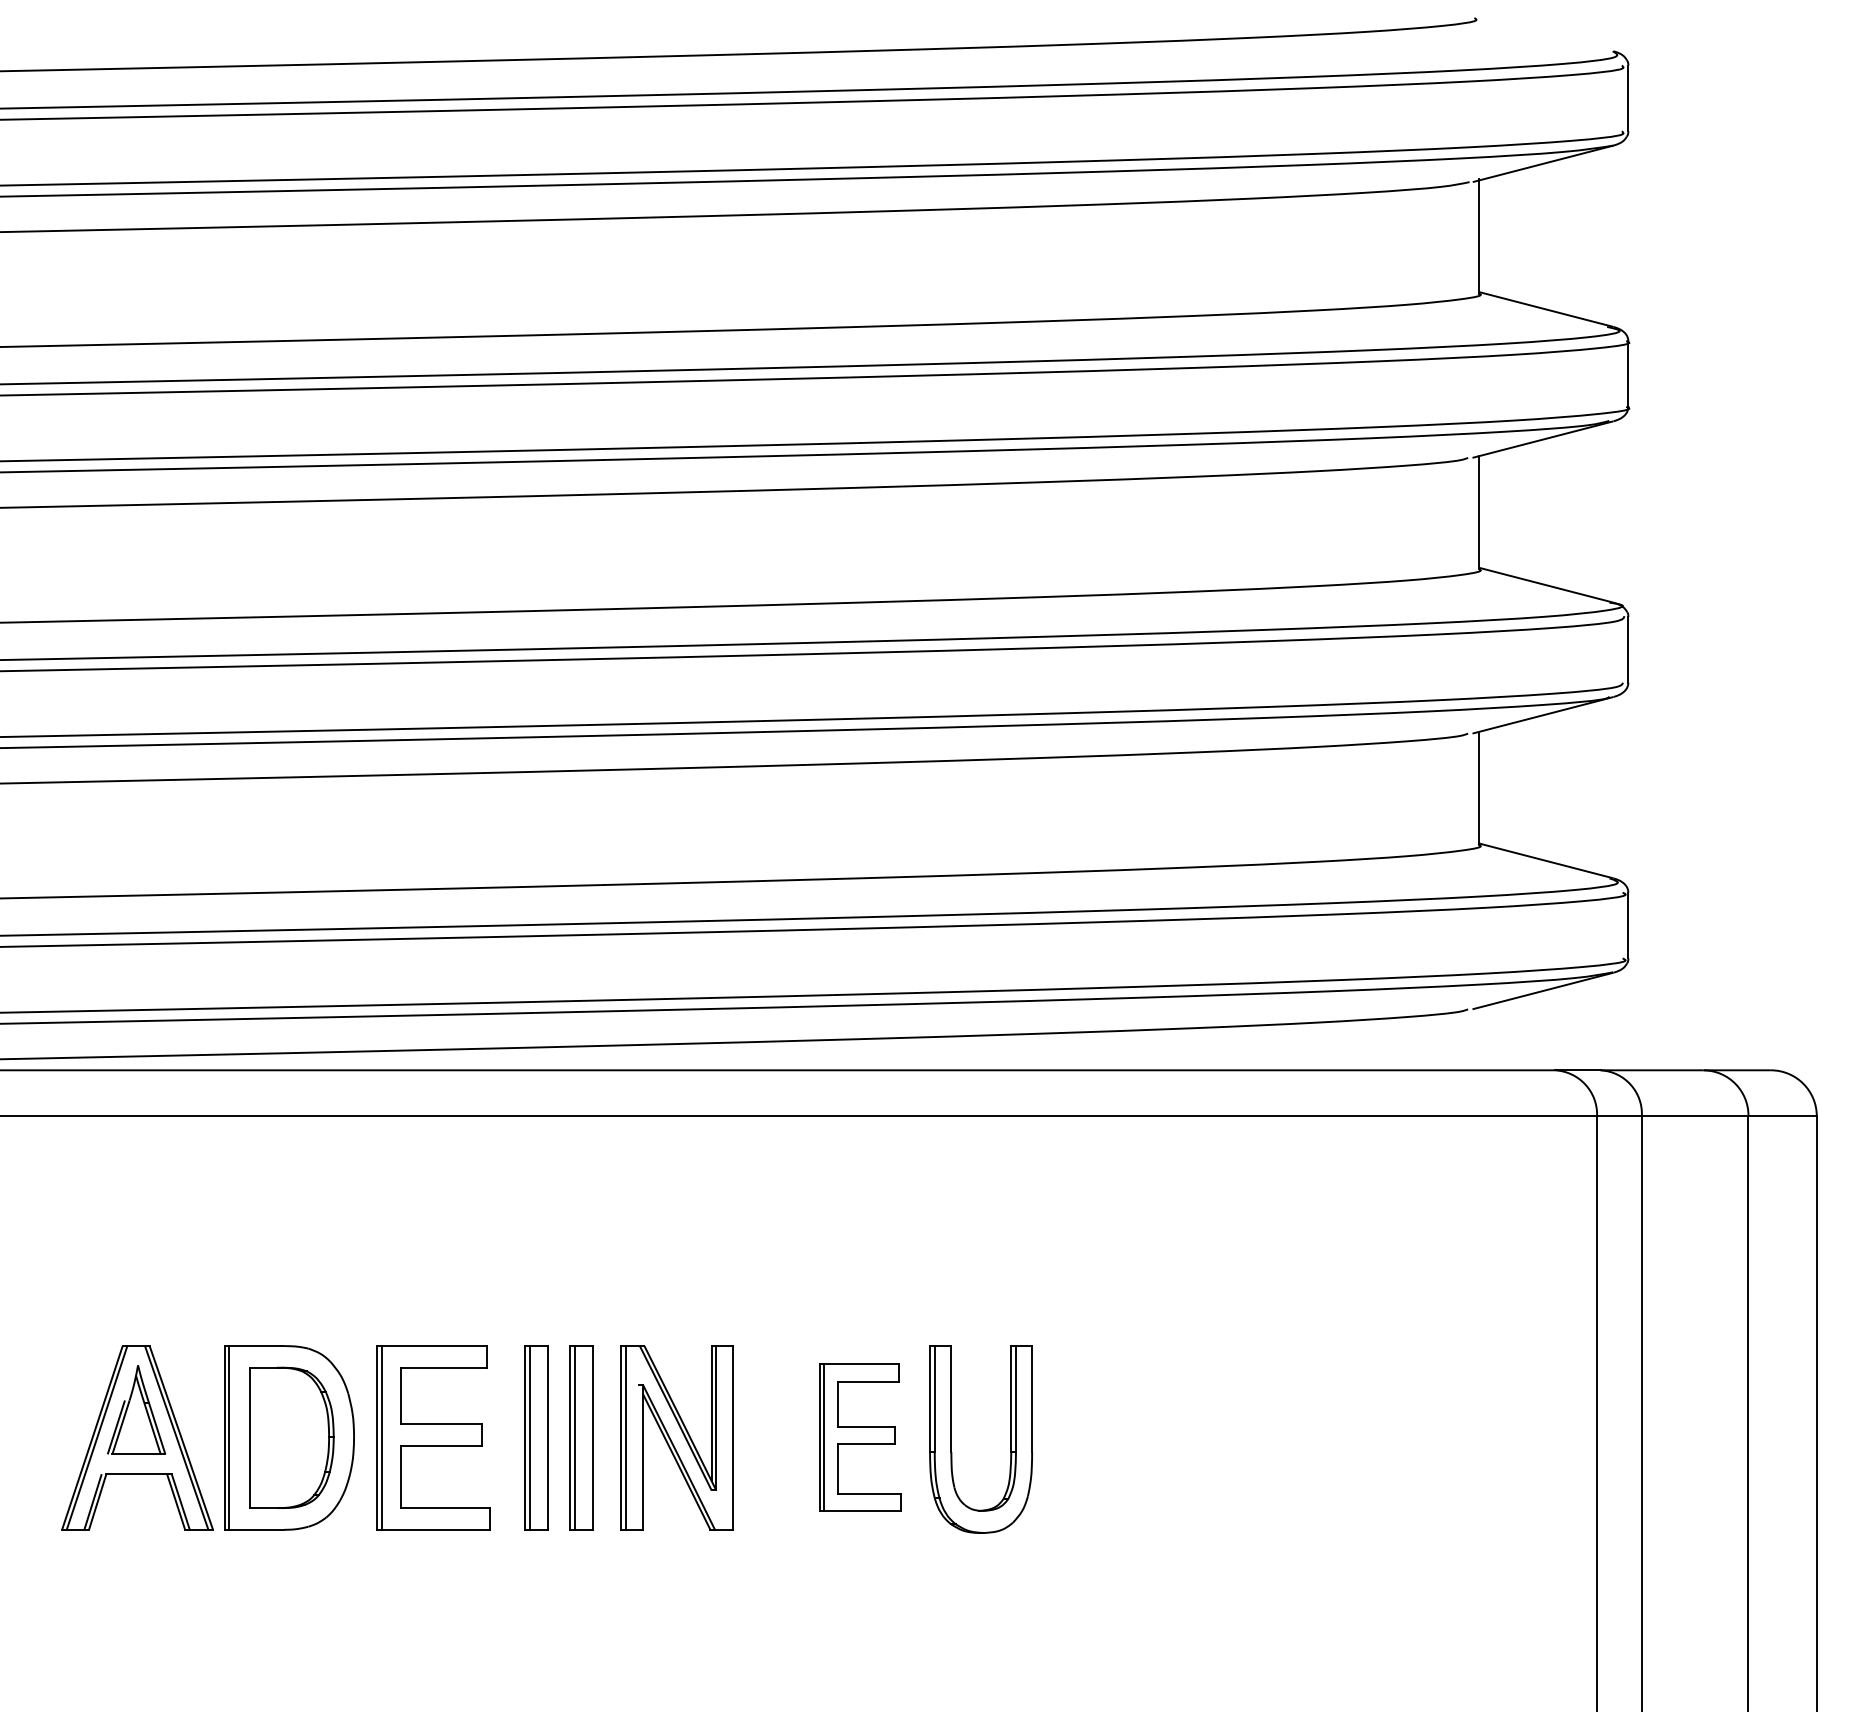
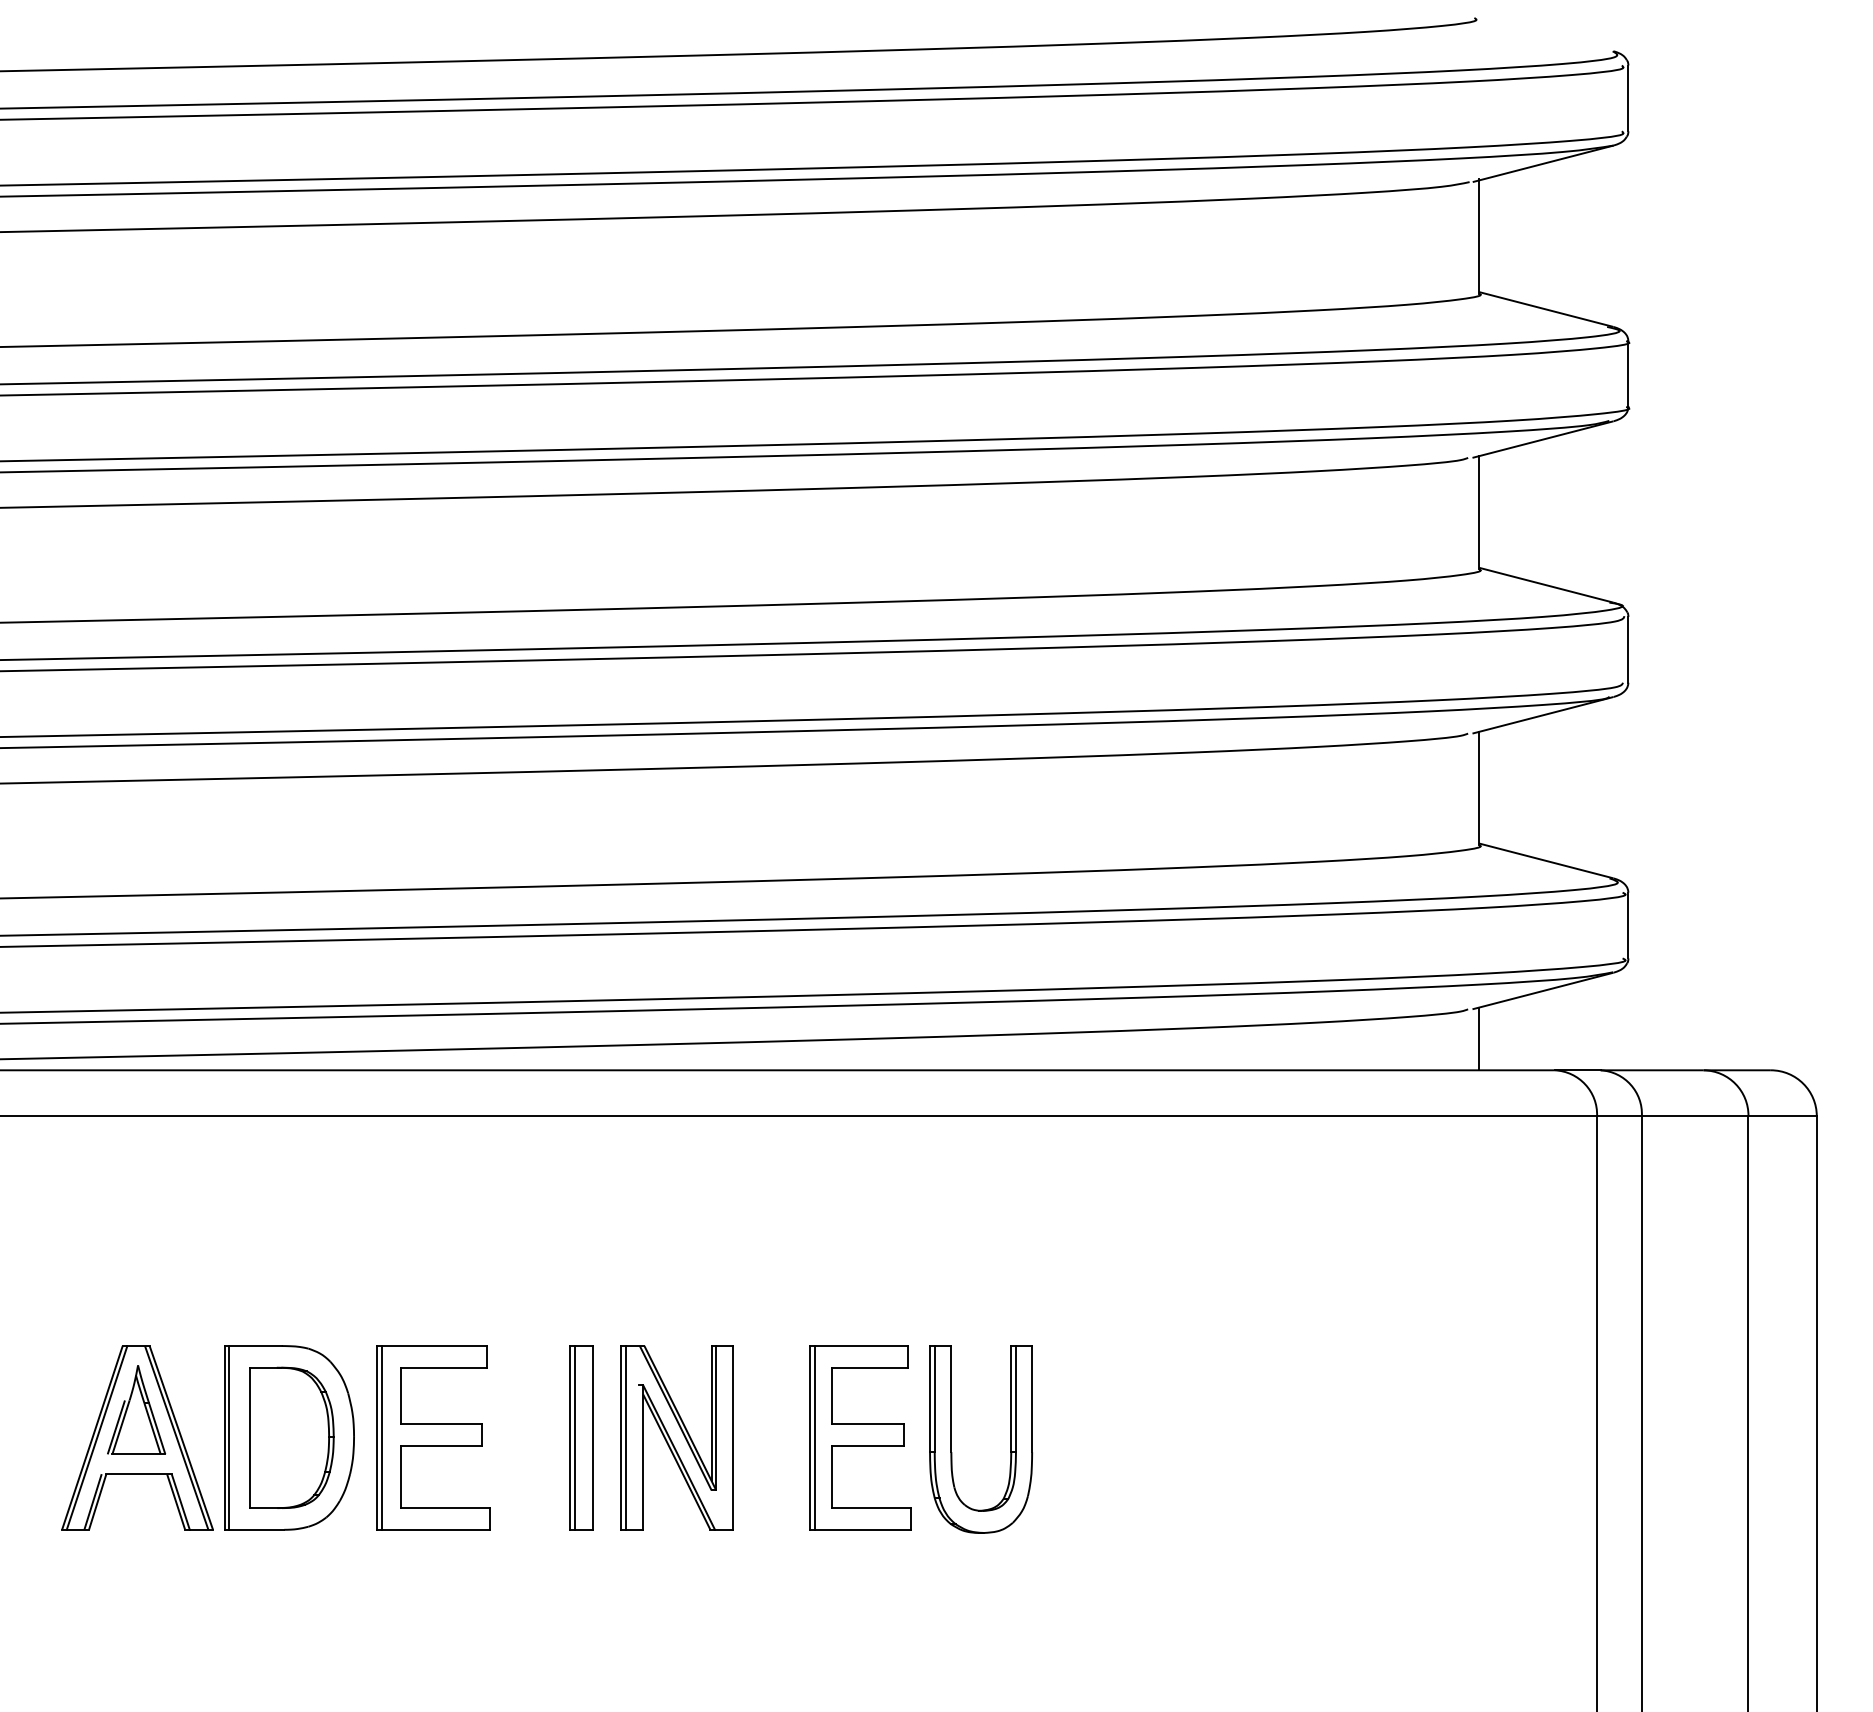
line: none -> present (1479, 1038)
part: present -> none (536, 1437)
part size: 83x149 px -> 103x186 px (860, 1437)
